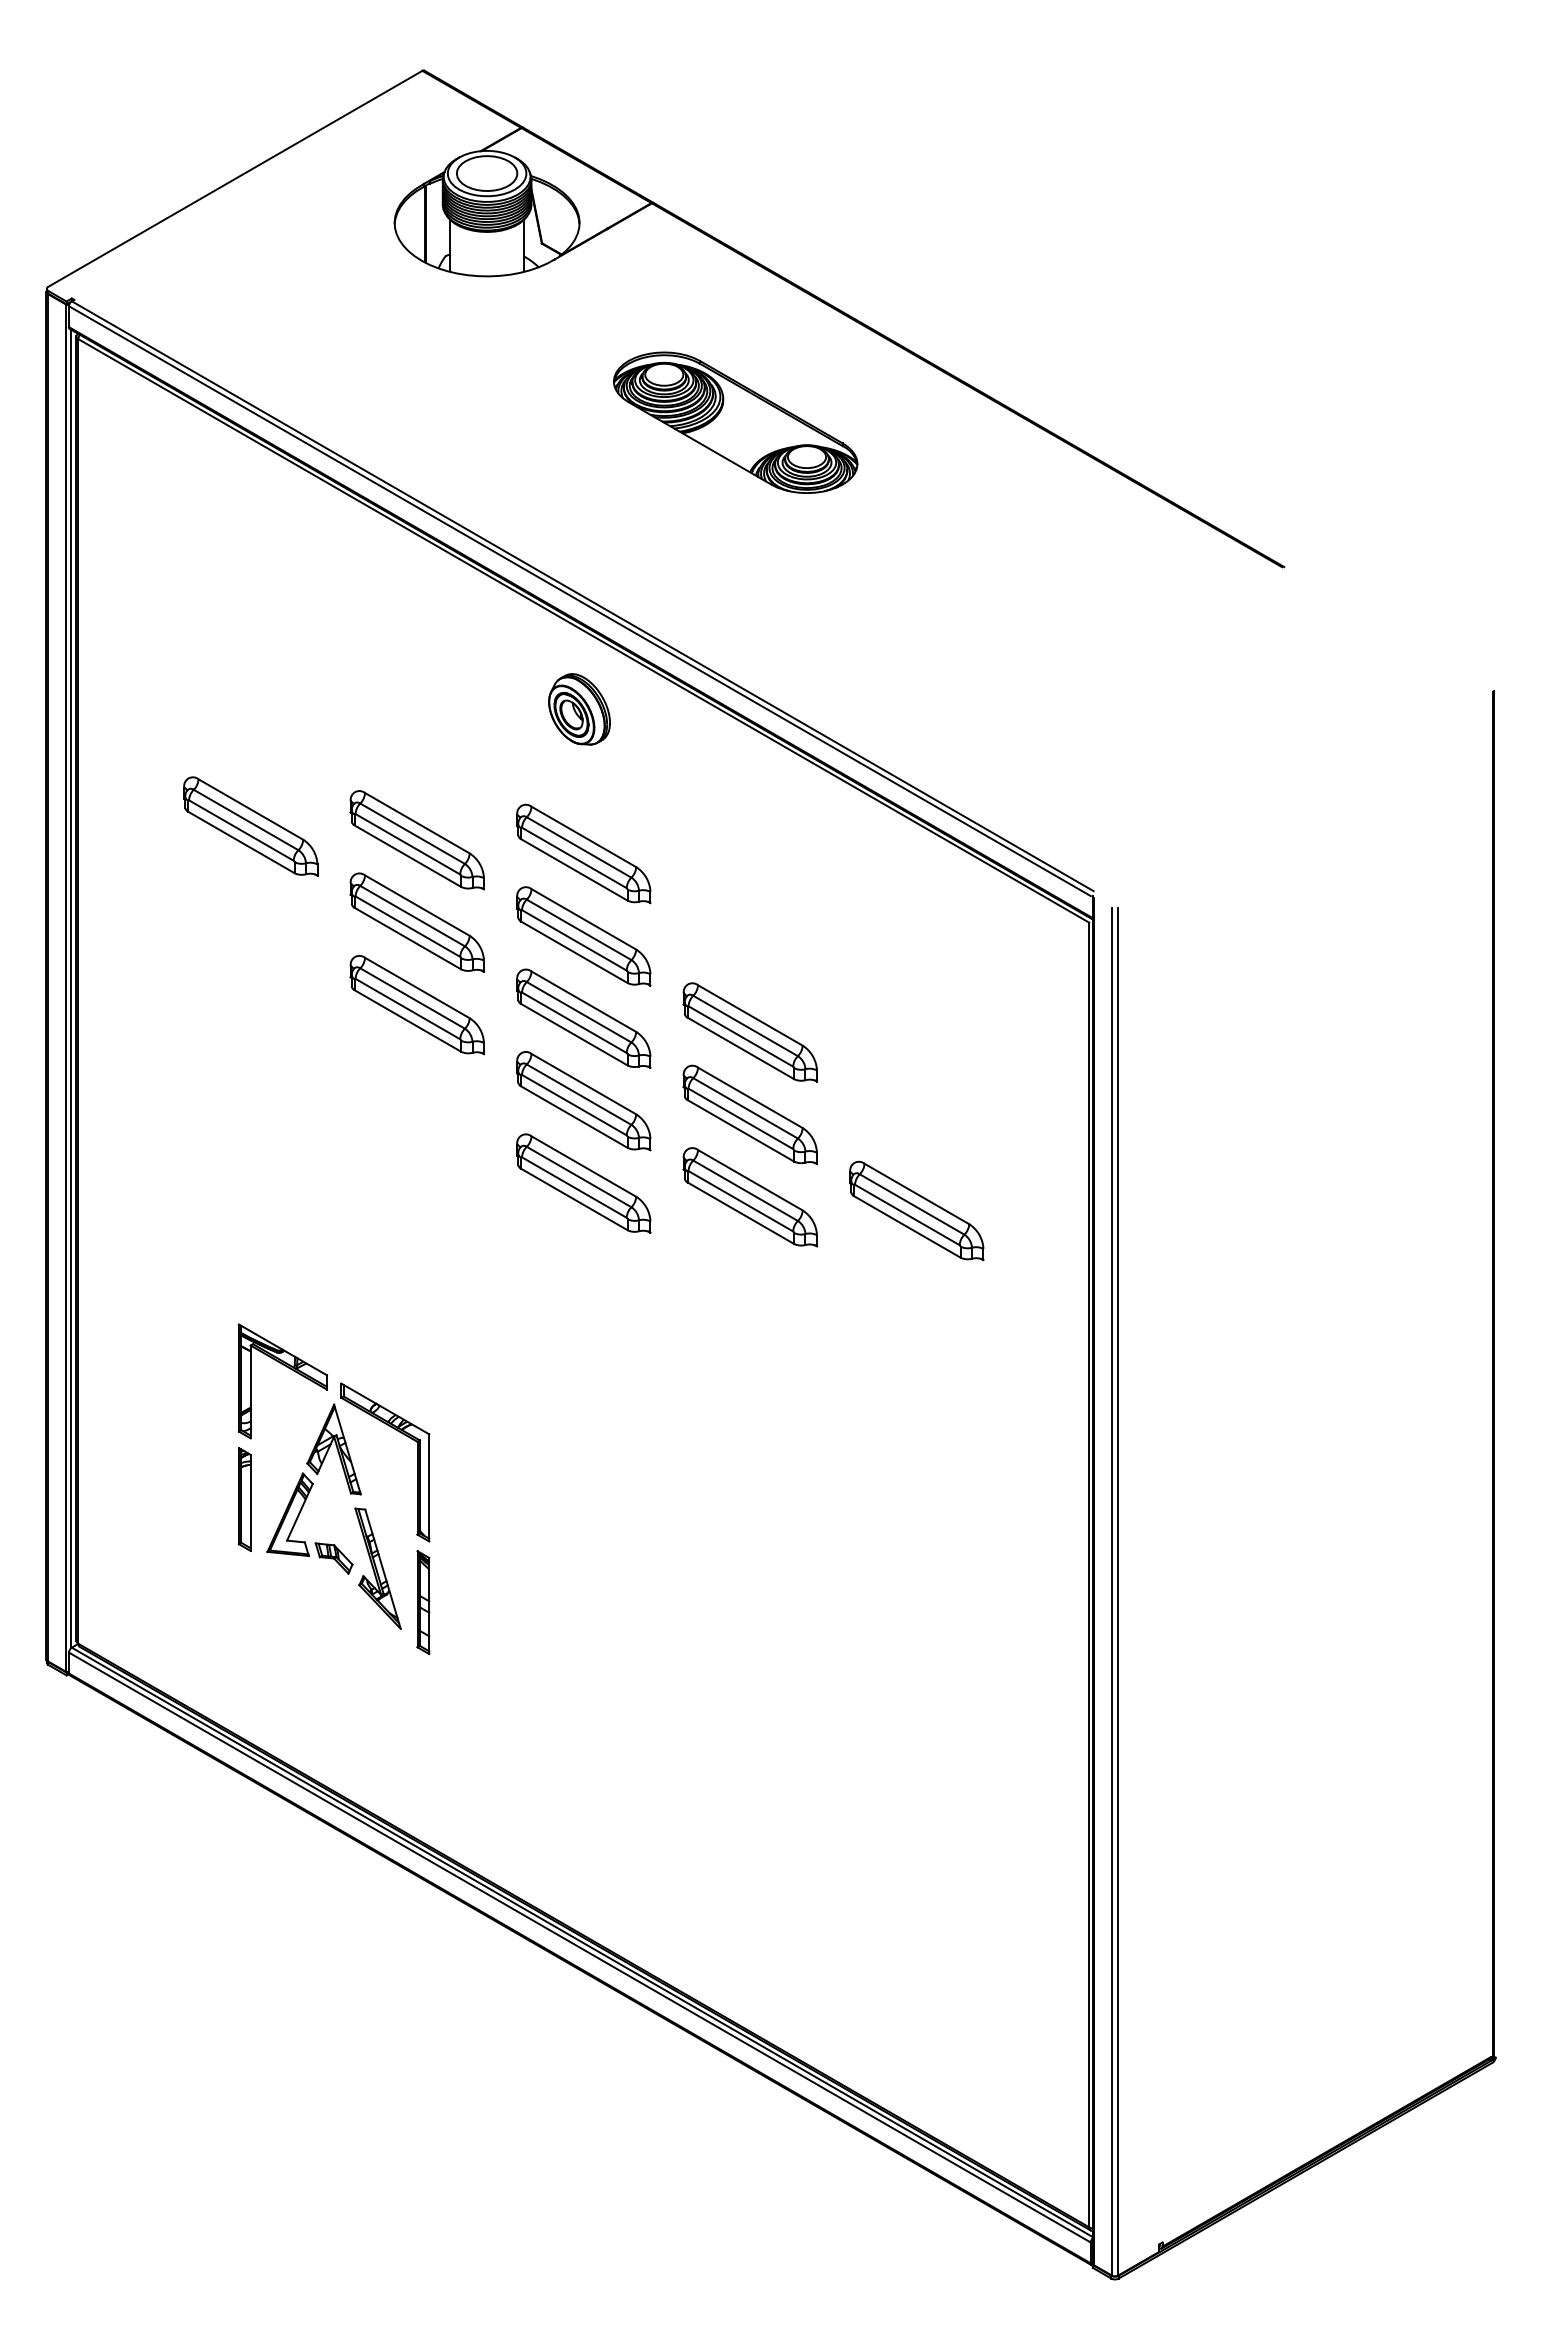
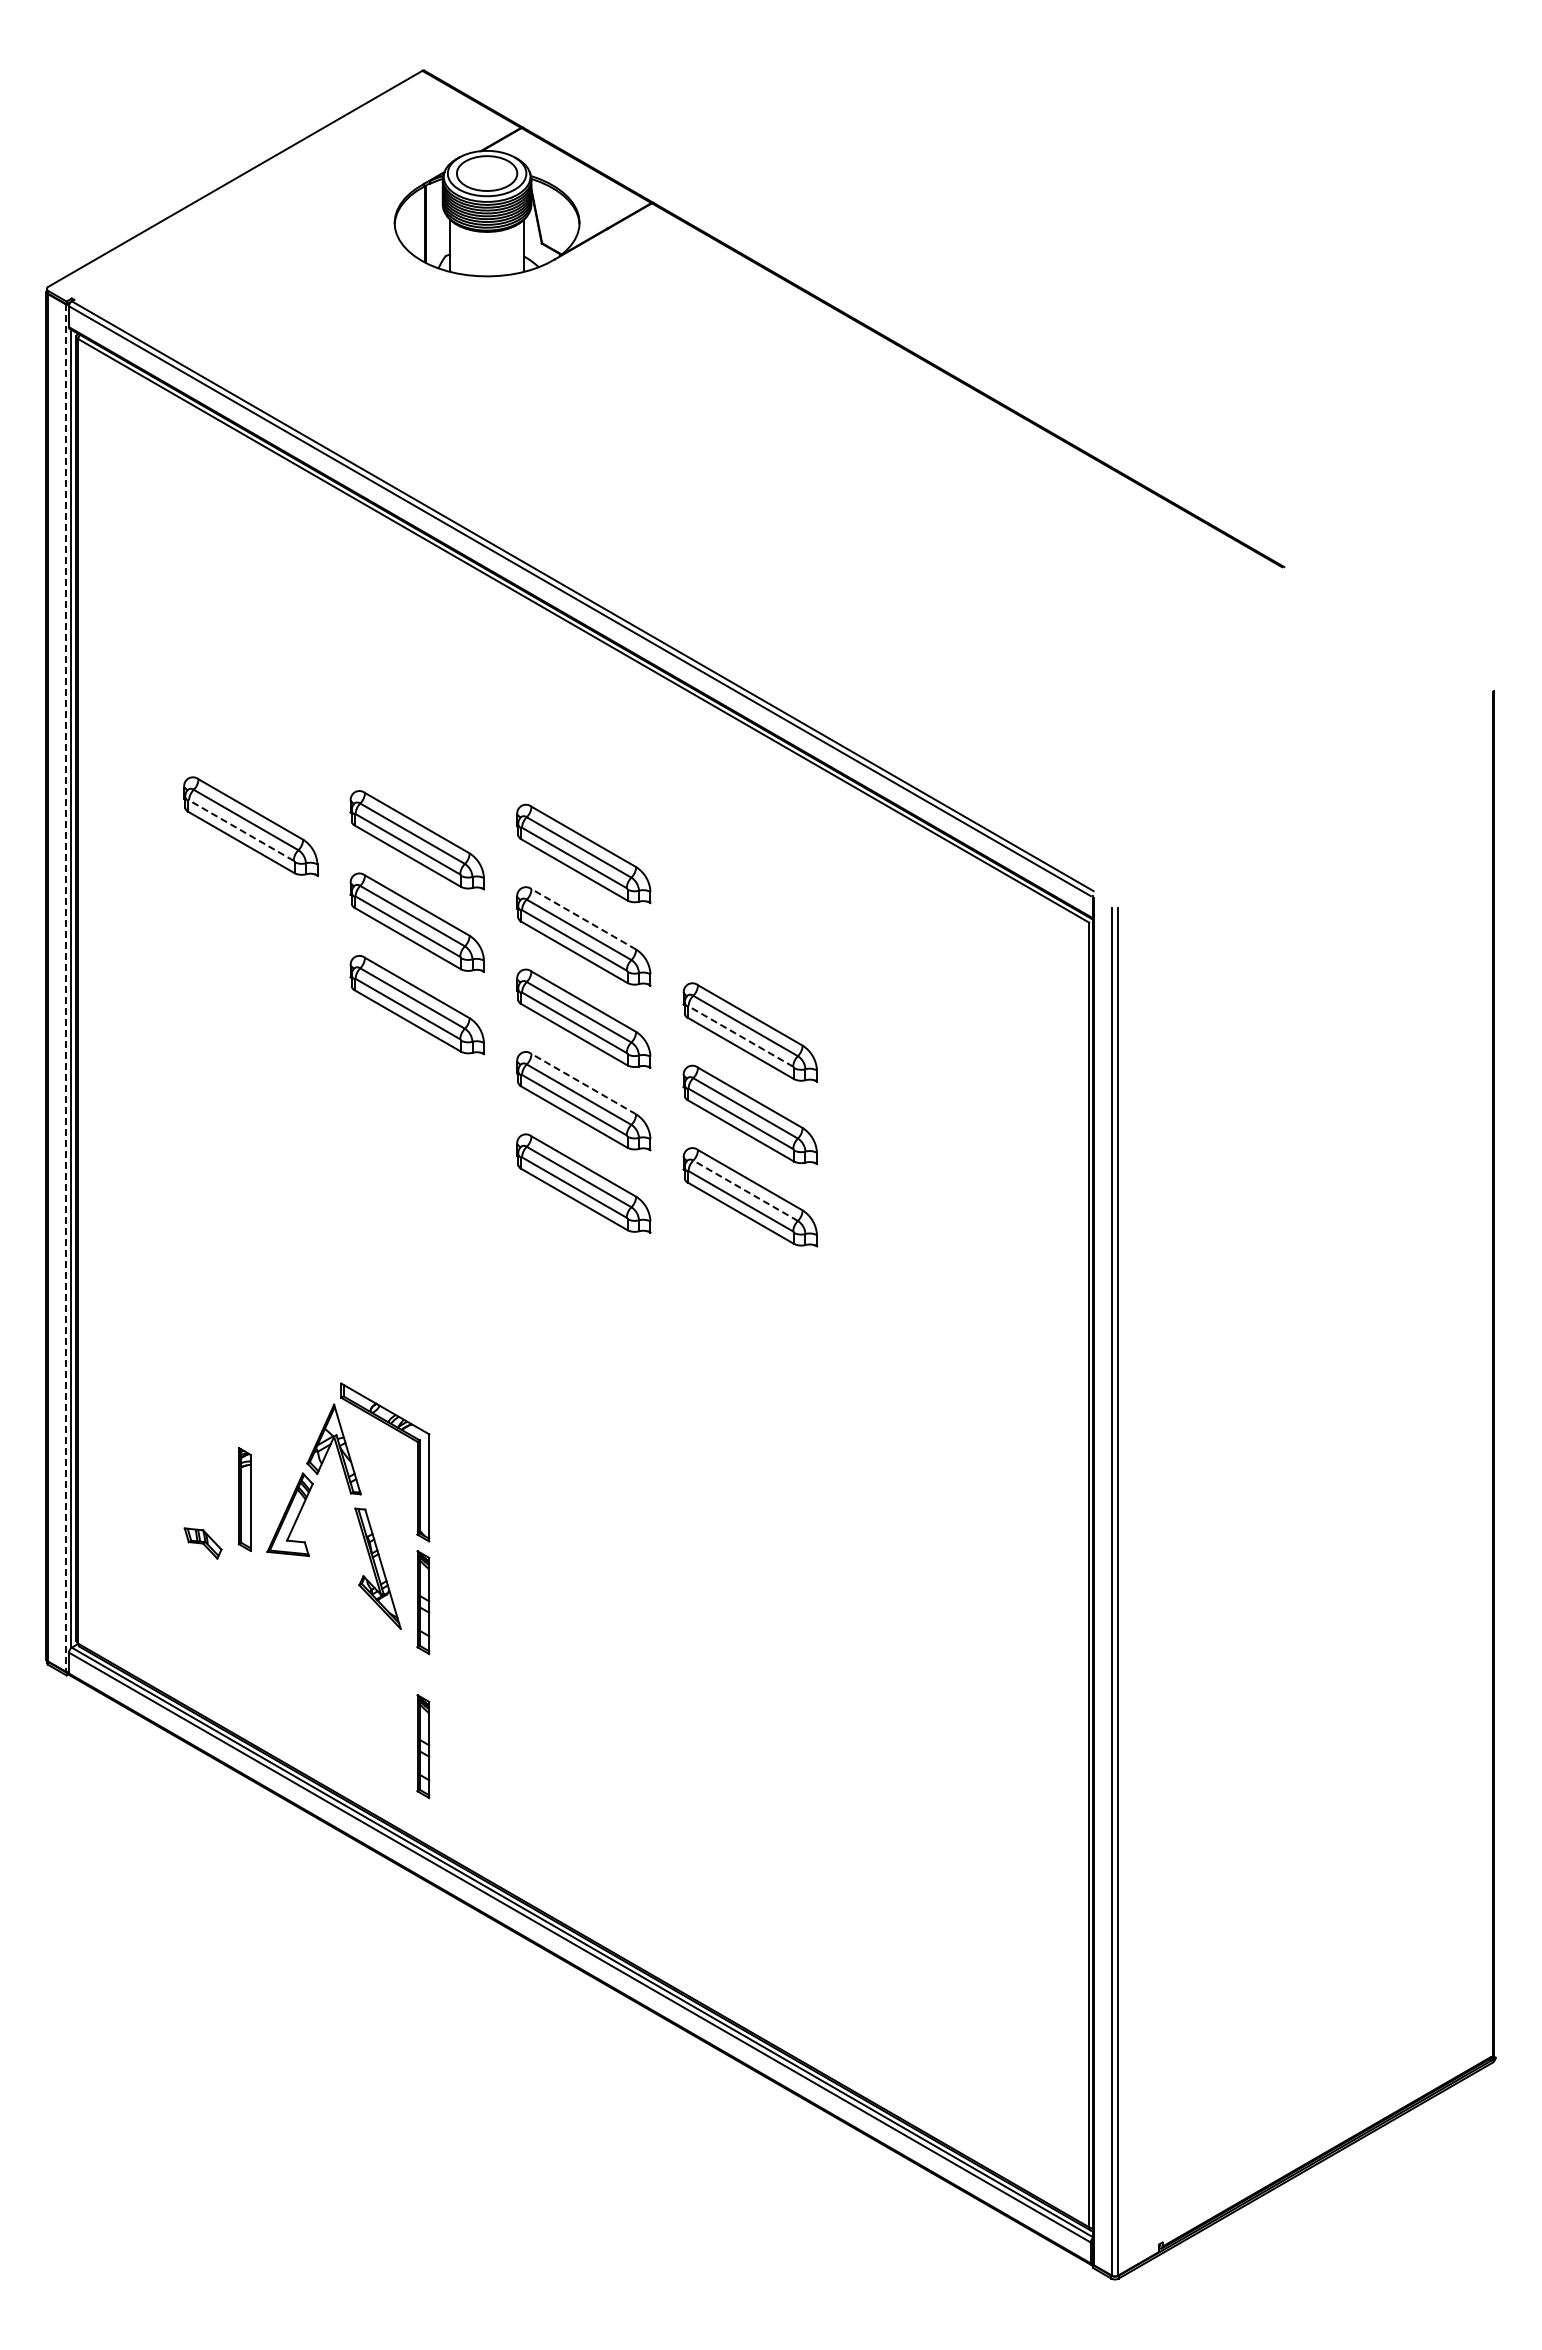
part: present -> none (735, 422)
part: present -> none (579, 709)
line: solid -> dashed (240, 830)
line: solid -> dashed (583, 919)
line: solid -> dashed (65, 987)
line: solid -> dashed (740, 1036)
line: solid -> dashed (583, 1083)
line: solid -> dashed (745, 1190)
part: present -> none (916, 1210)
part: present -> none (291, 1370)
part position: (333, 1558) -> (202, 1543) (202, 1543)
part: none -> present (423, 1746)
